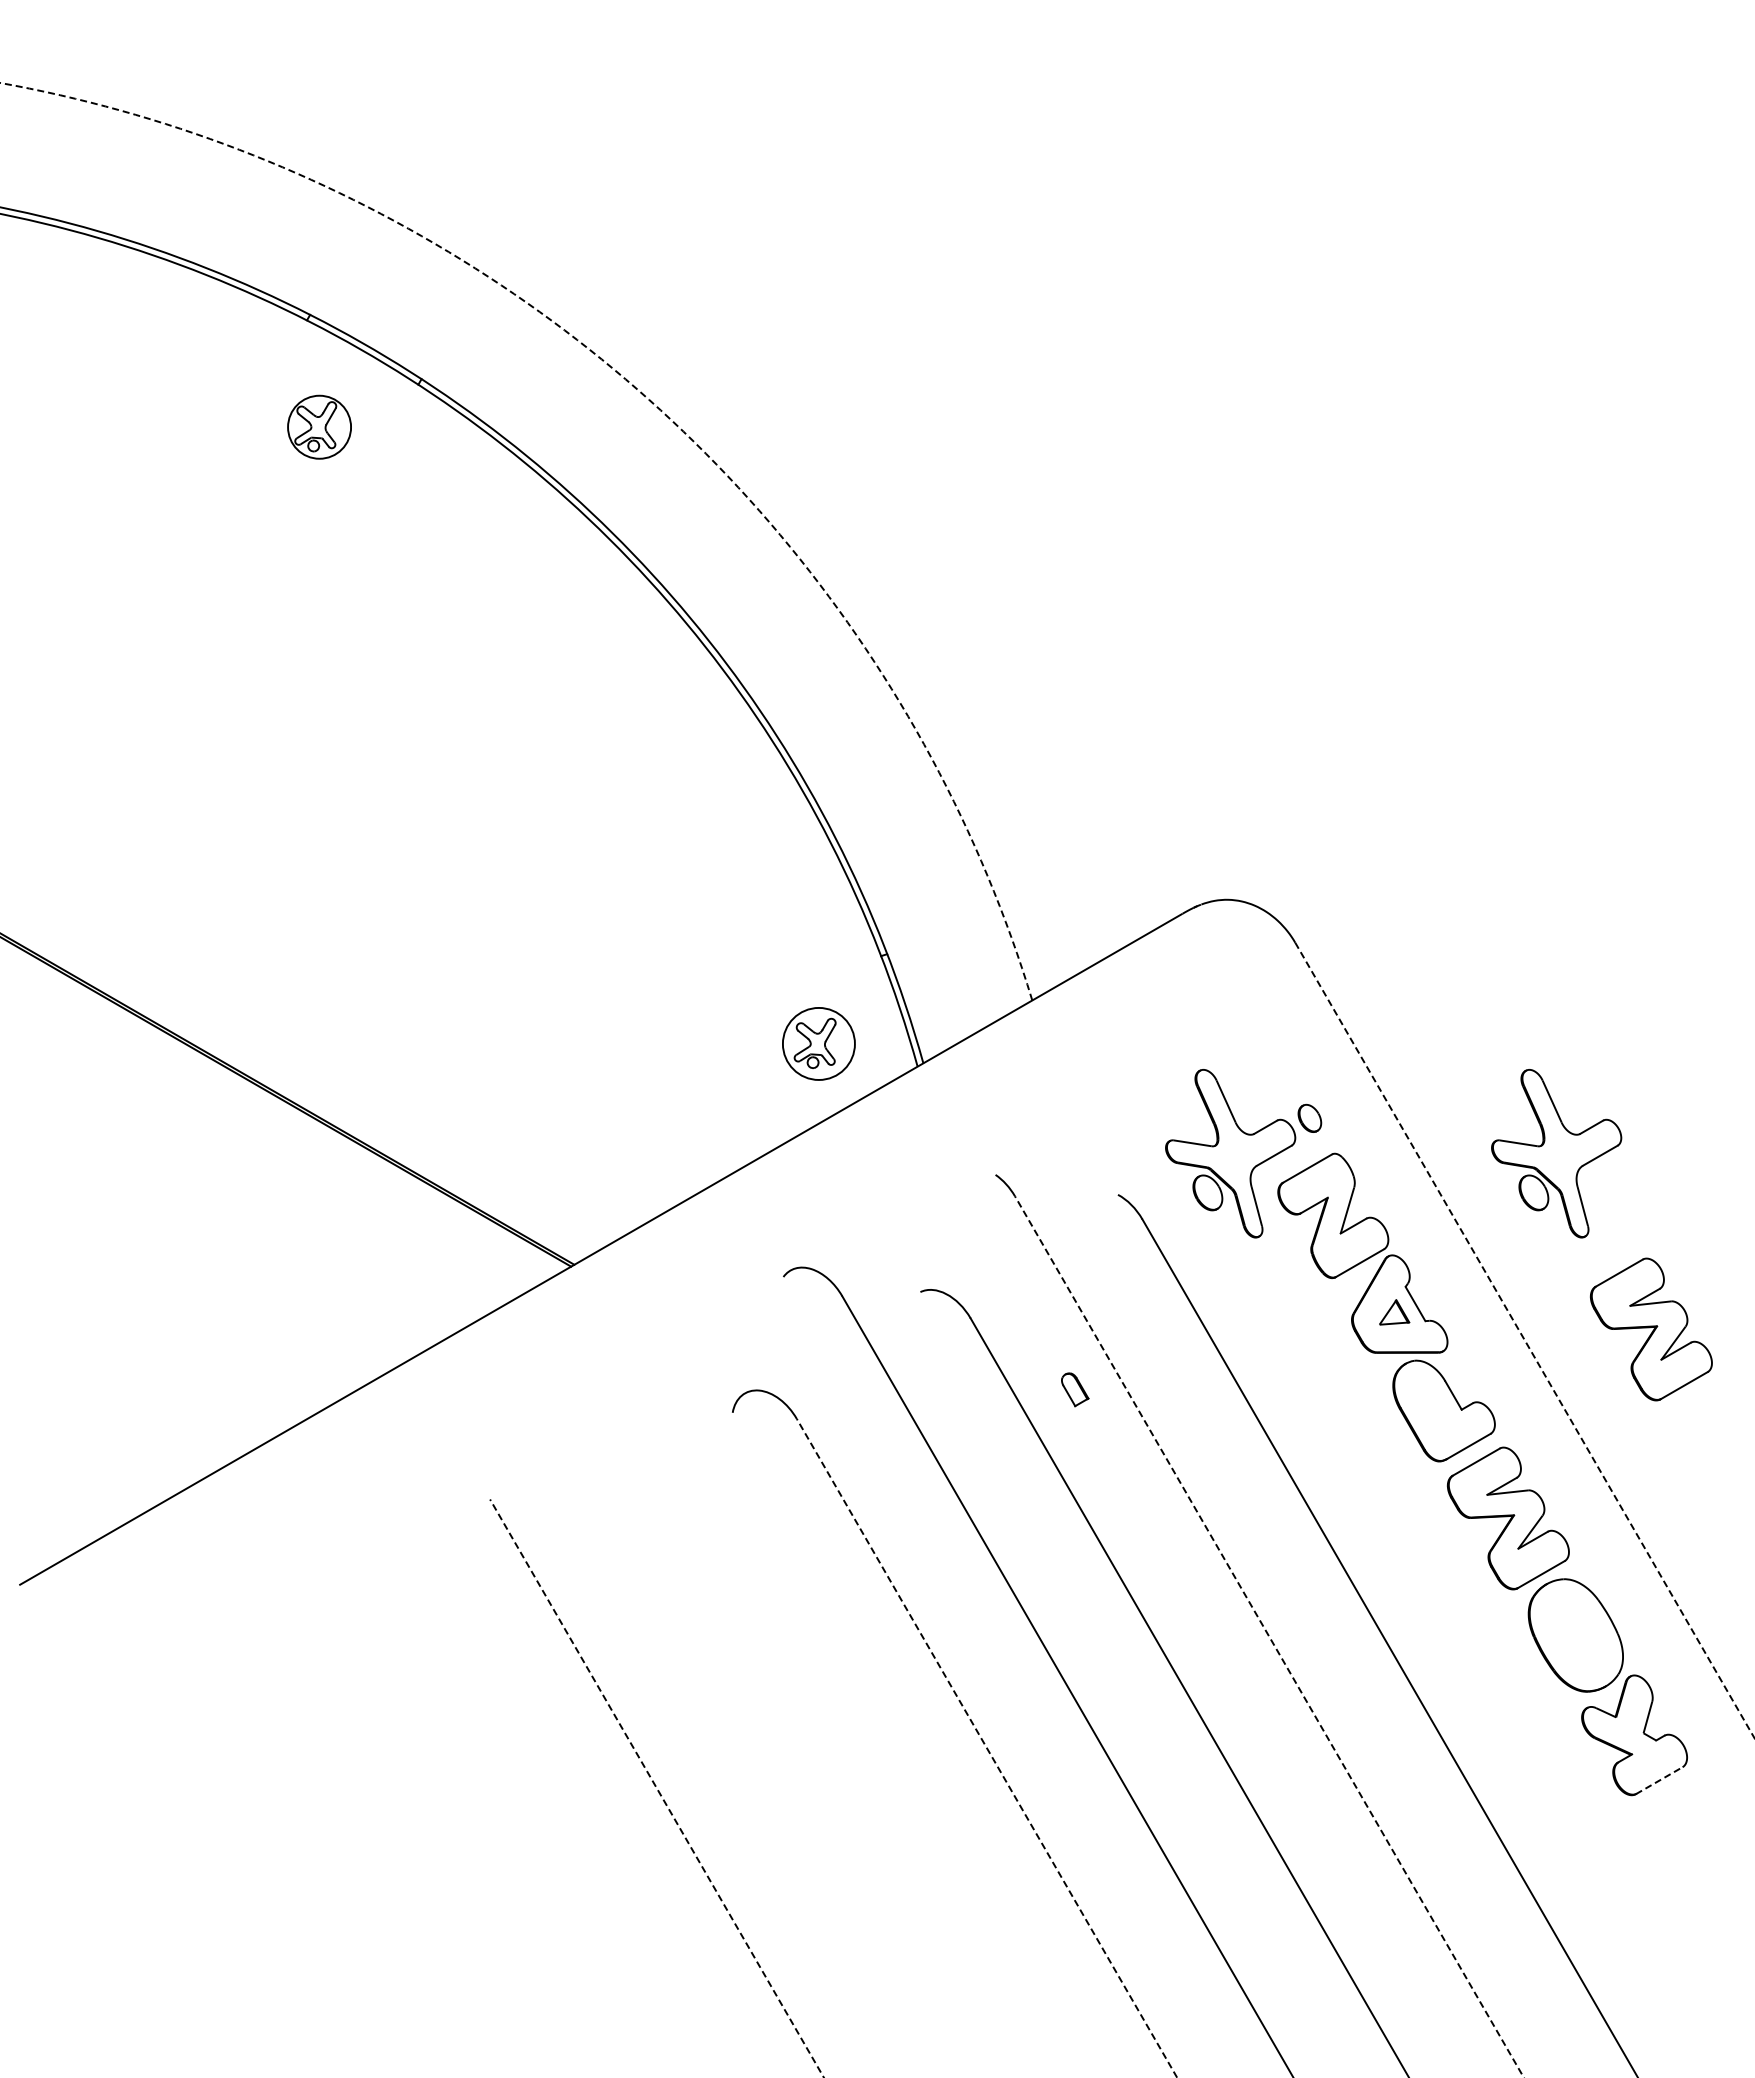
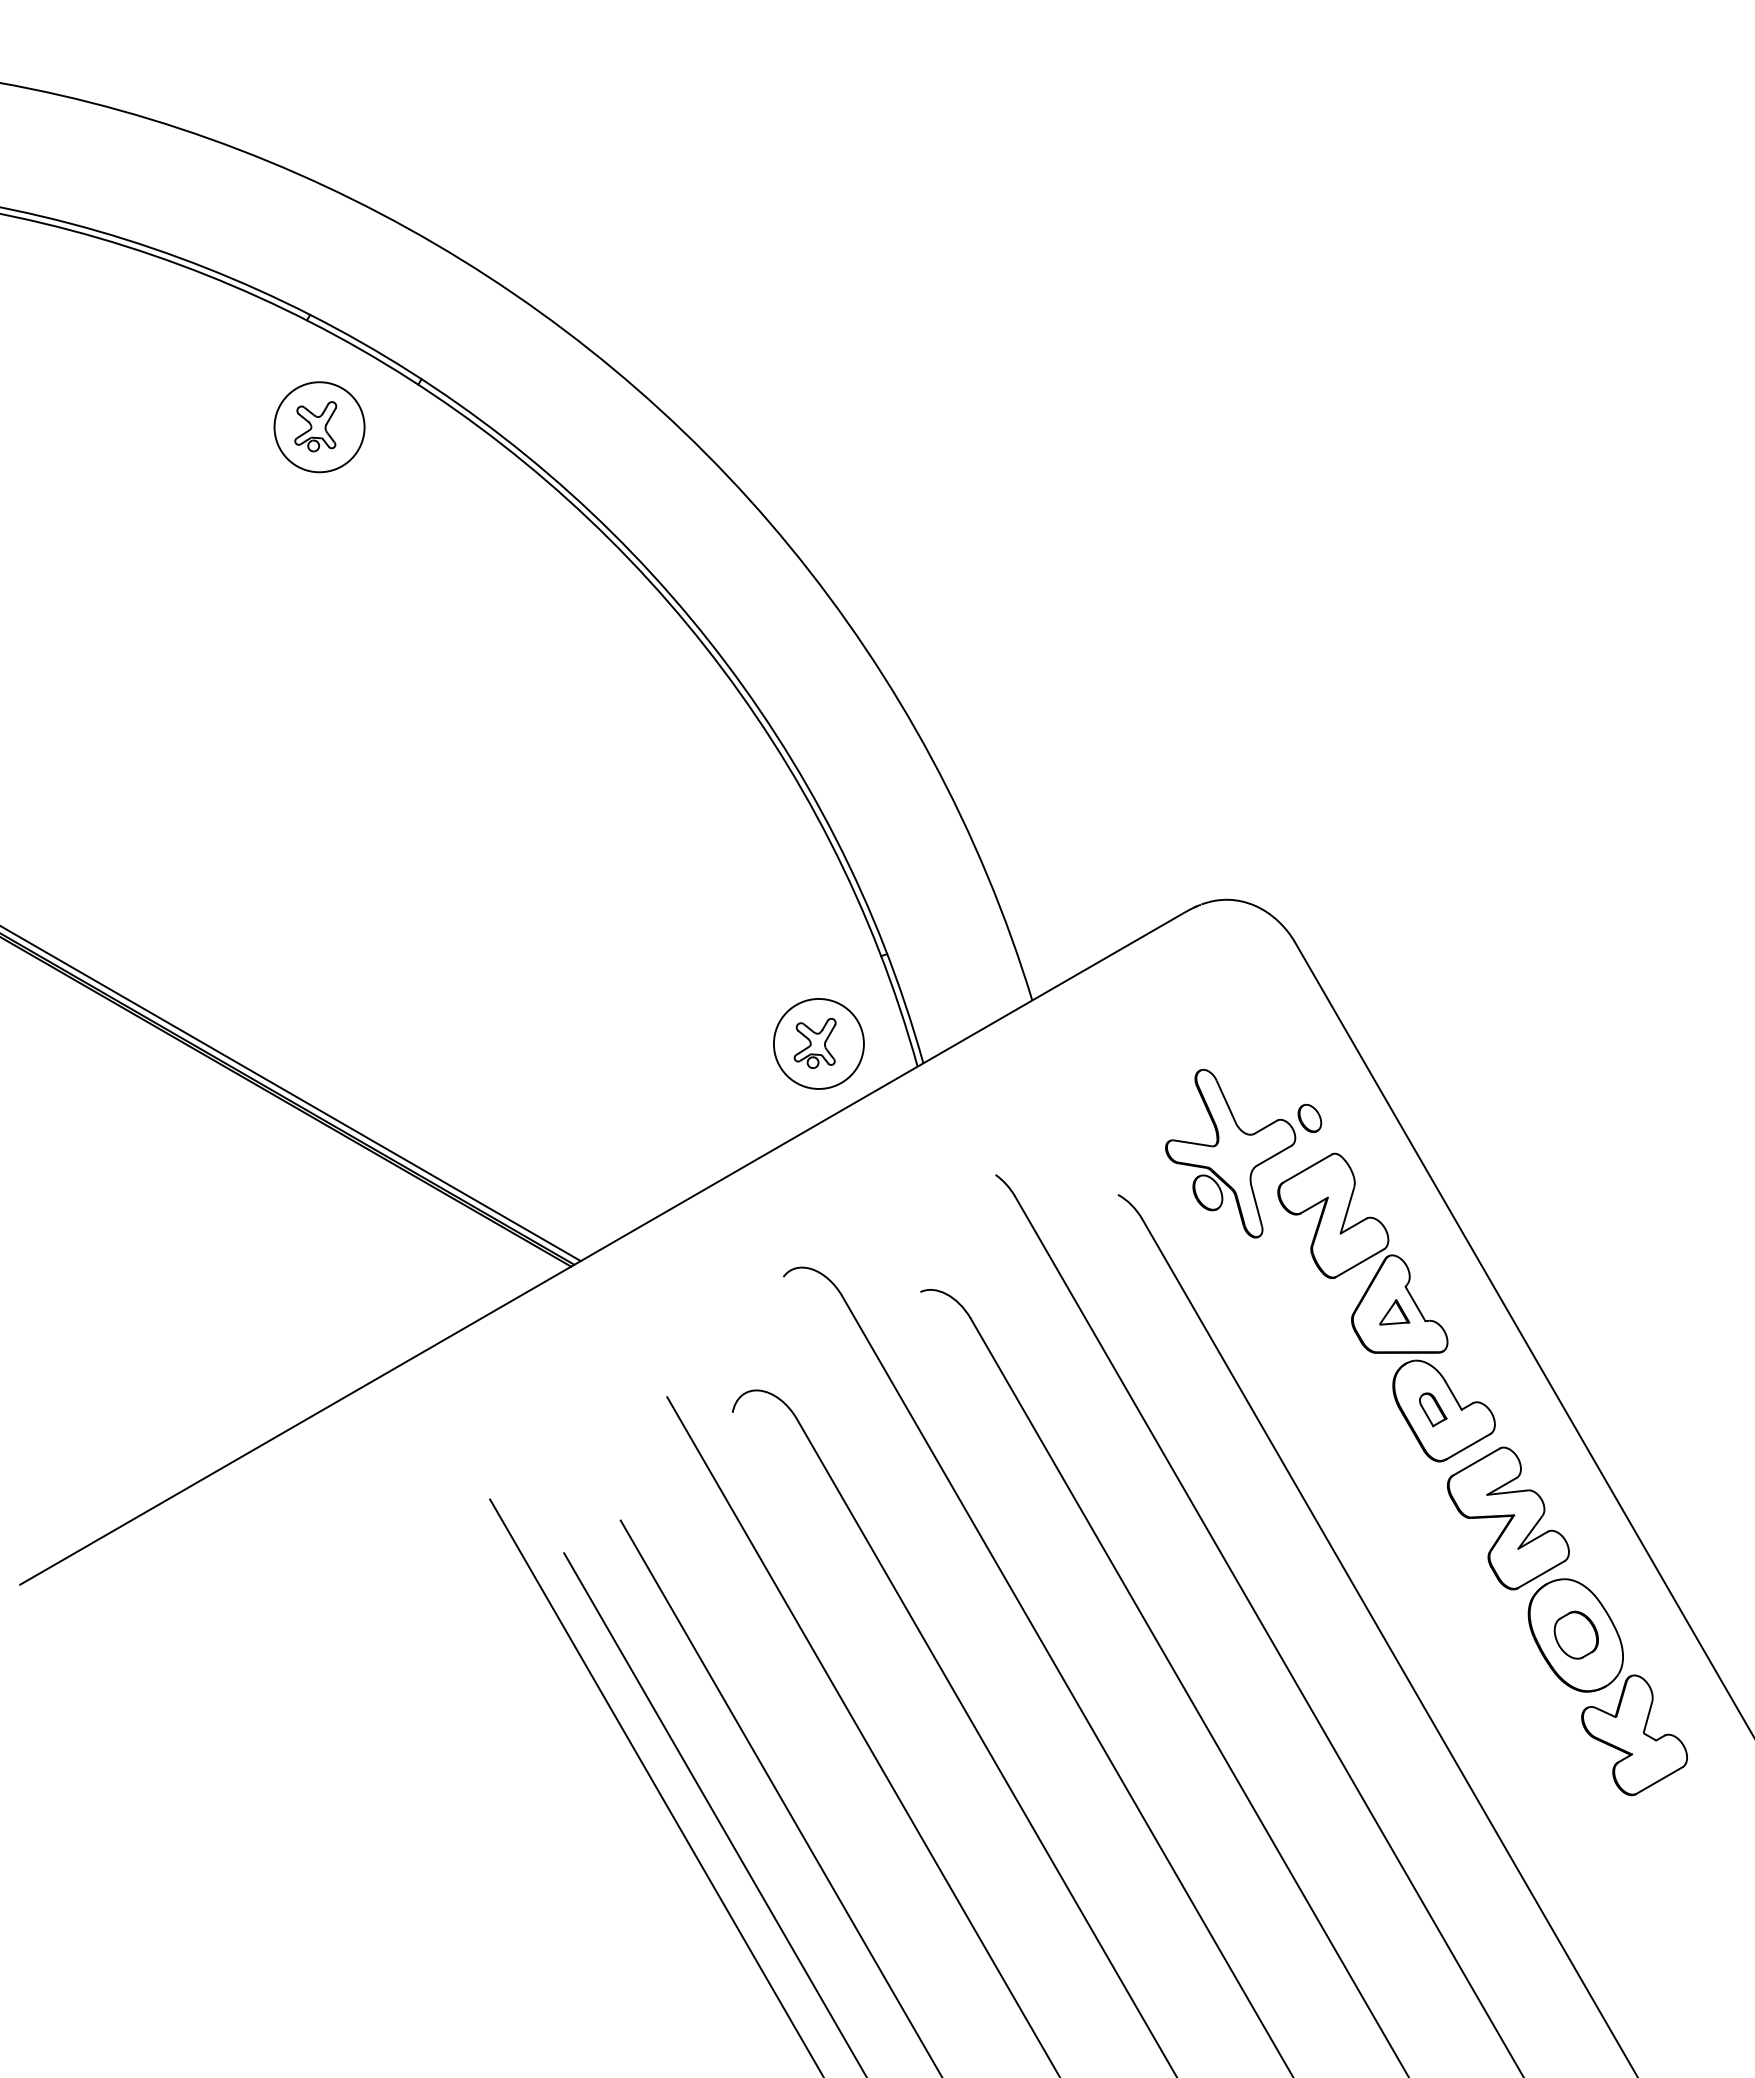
arc: dashed -> solid (642, 394)
circle diameter: 63 px -> 90 px (319, 427)
circle diameter: 72 px -> 90 px (818, 1043)
line: none -> present (291, 1093)
part: present -> none (1556, 1153)
part: present -> none (1651, 1329)
line: dashed -> solid (1524, 1340)
part position: (1075, 1389) -> (1433, 1409) (1433, 1409)
part: none -> present (1575, 1634)
line: dashed -> solid (1269, 1637)
line: none -> present (862, 1735)
line: dashed -> solid (986, 1747)
line: dashed -> solid (1659, 1780)
line: dashed -> solid (657, 1788)
line: none -> present (780, 1797)
line: none -> present (714, 1813)
